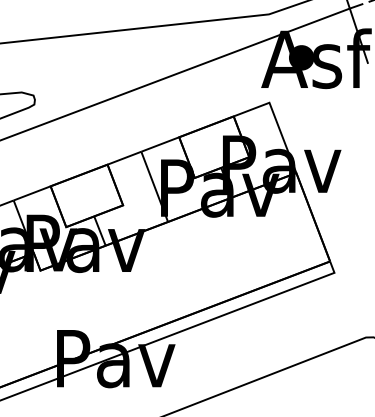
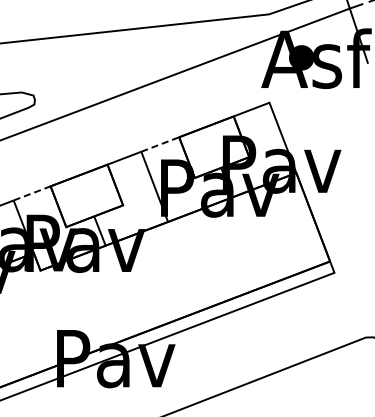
line: solid -> dashed (160, 144)
line: solid -> dashed (32, 193)
